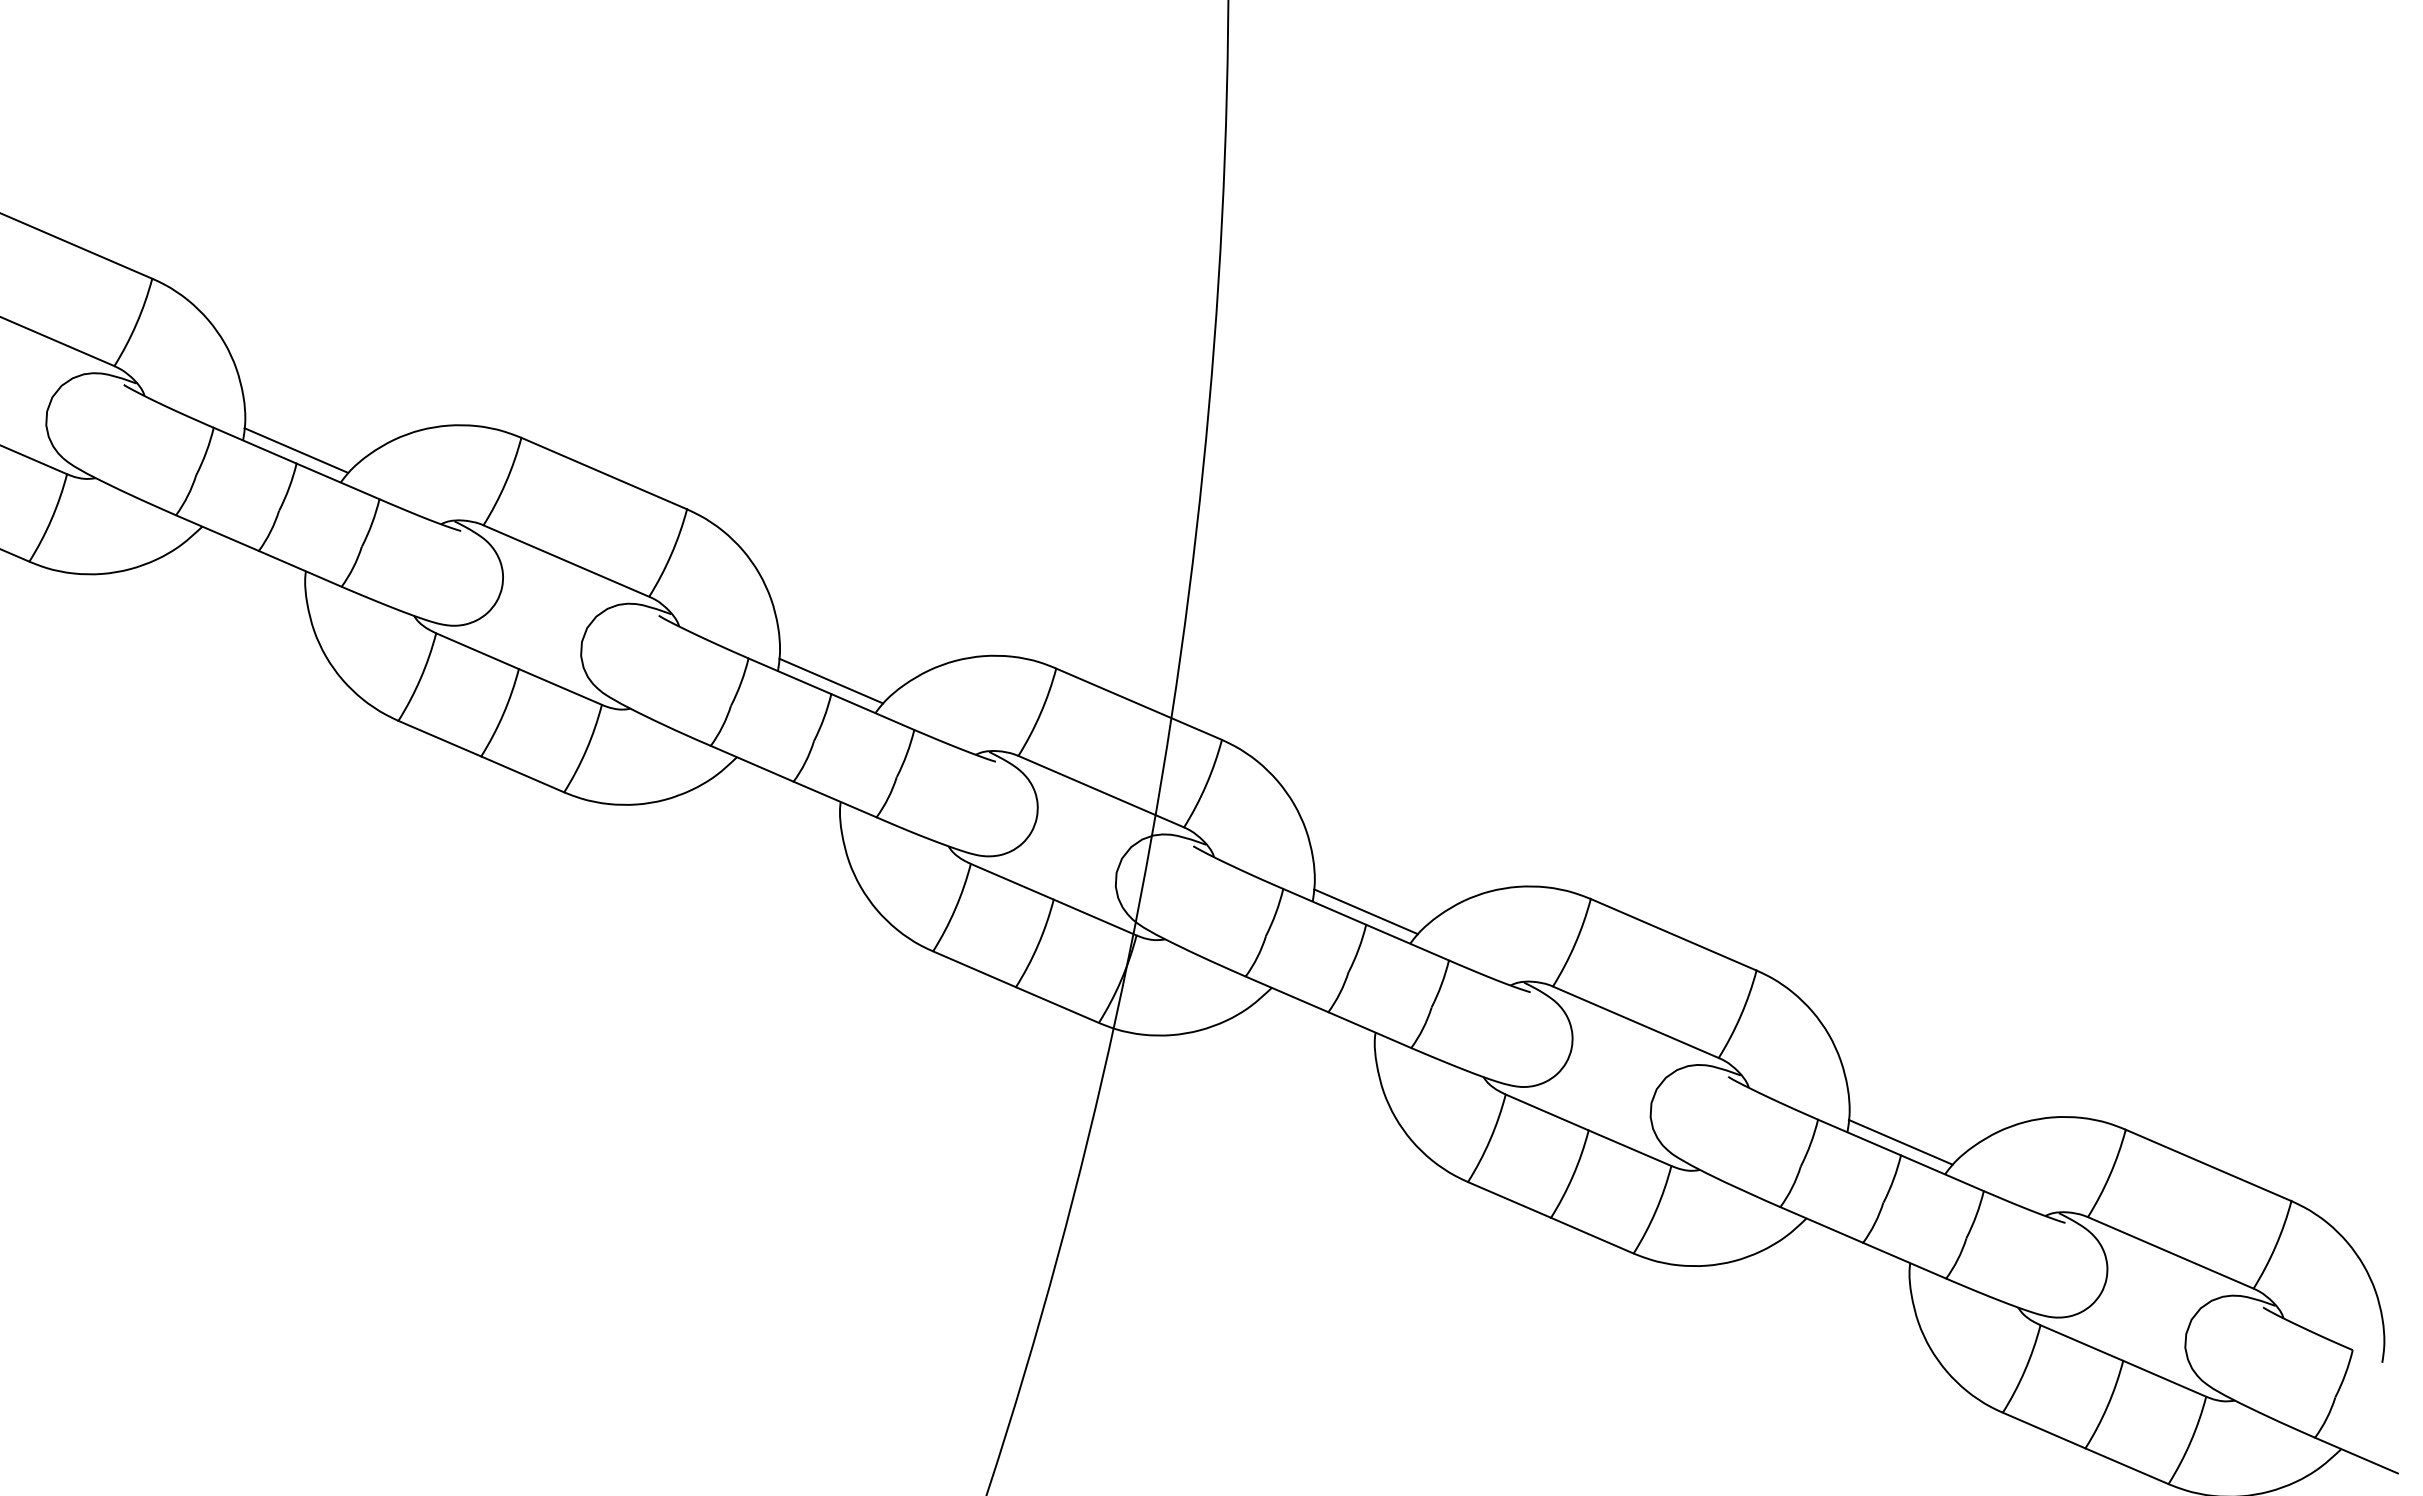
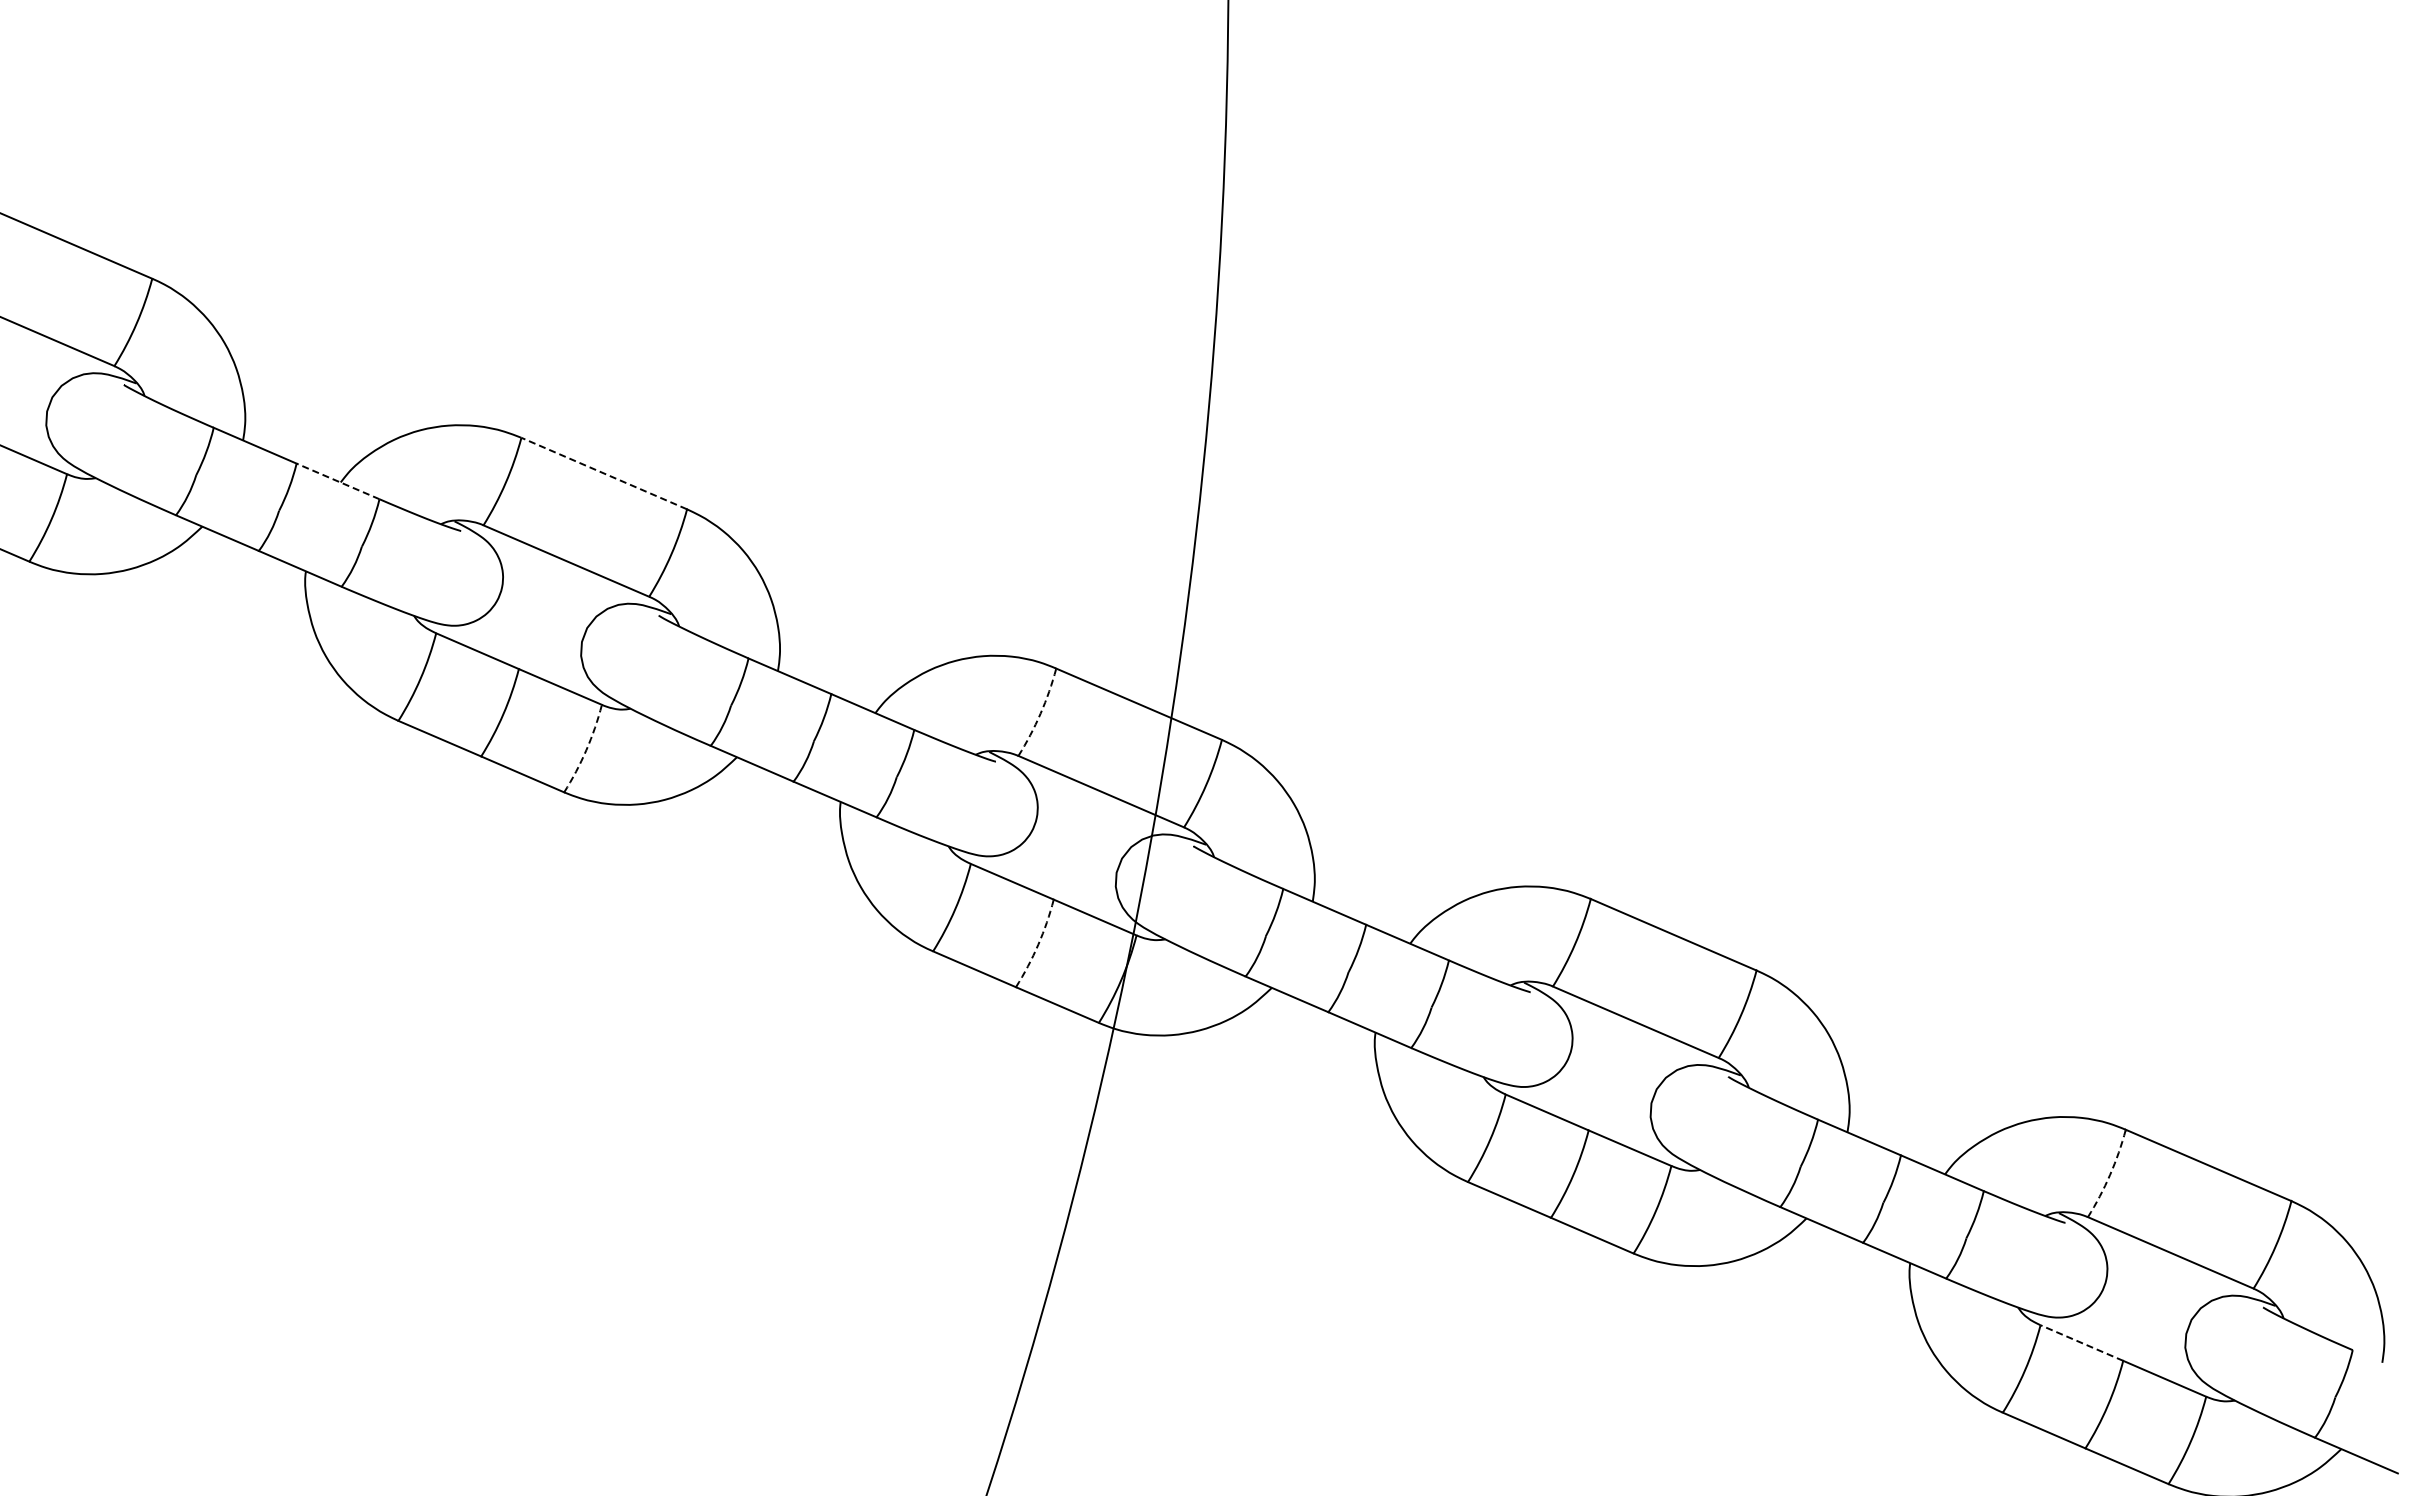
line: present -> none (296, 450)
line: solid -> dashed (603, 473)
line: solid -> dashed (337, 481)
line: present -> none (831, 680)
arc: solid -> dashed (1040, 713)
arc: solid -> dashed (586, 750)
line: present -> none (1365, 911)
arc: solid -> dashed (1038, 944)
line: present -> none (1900, 1141)
arc: solid -> dashed (2110, 1174)
line: solid -> dashed (2081, 1342)
